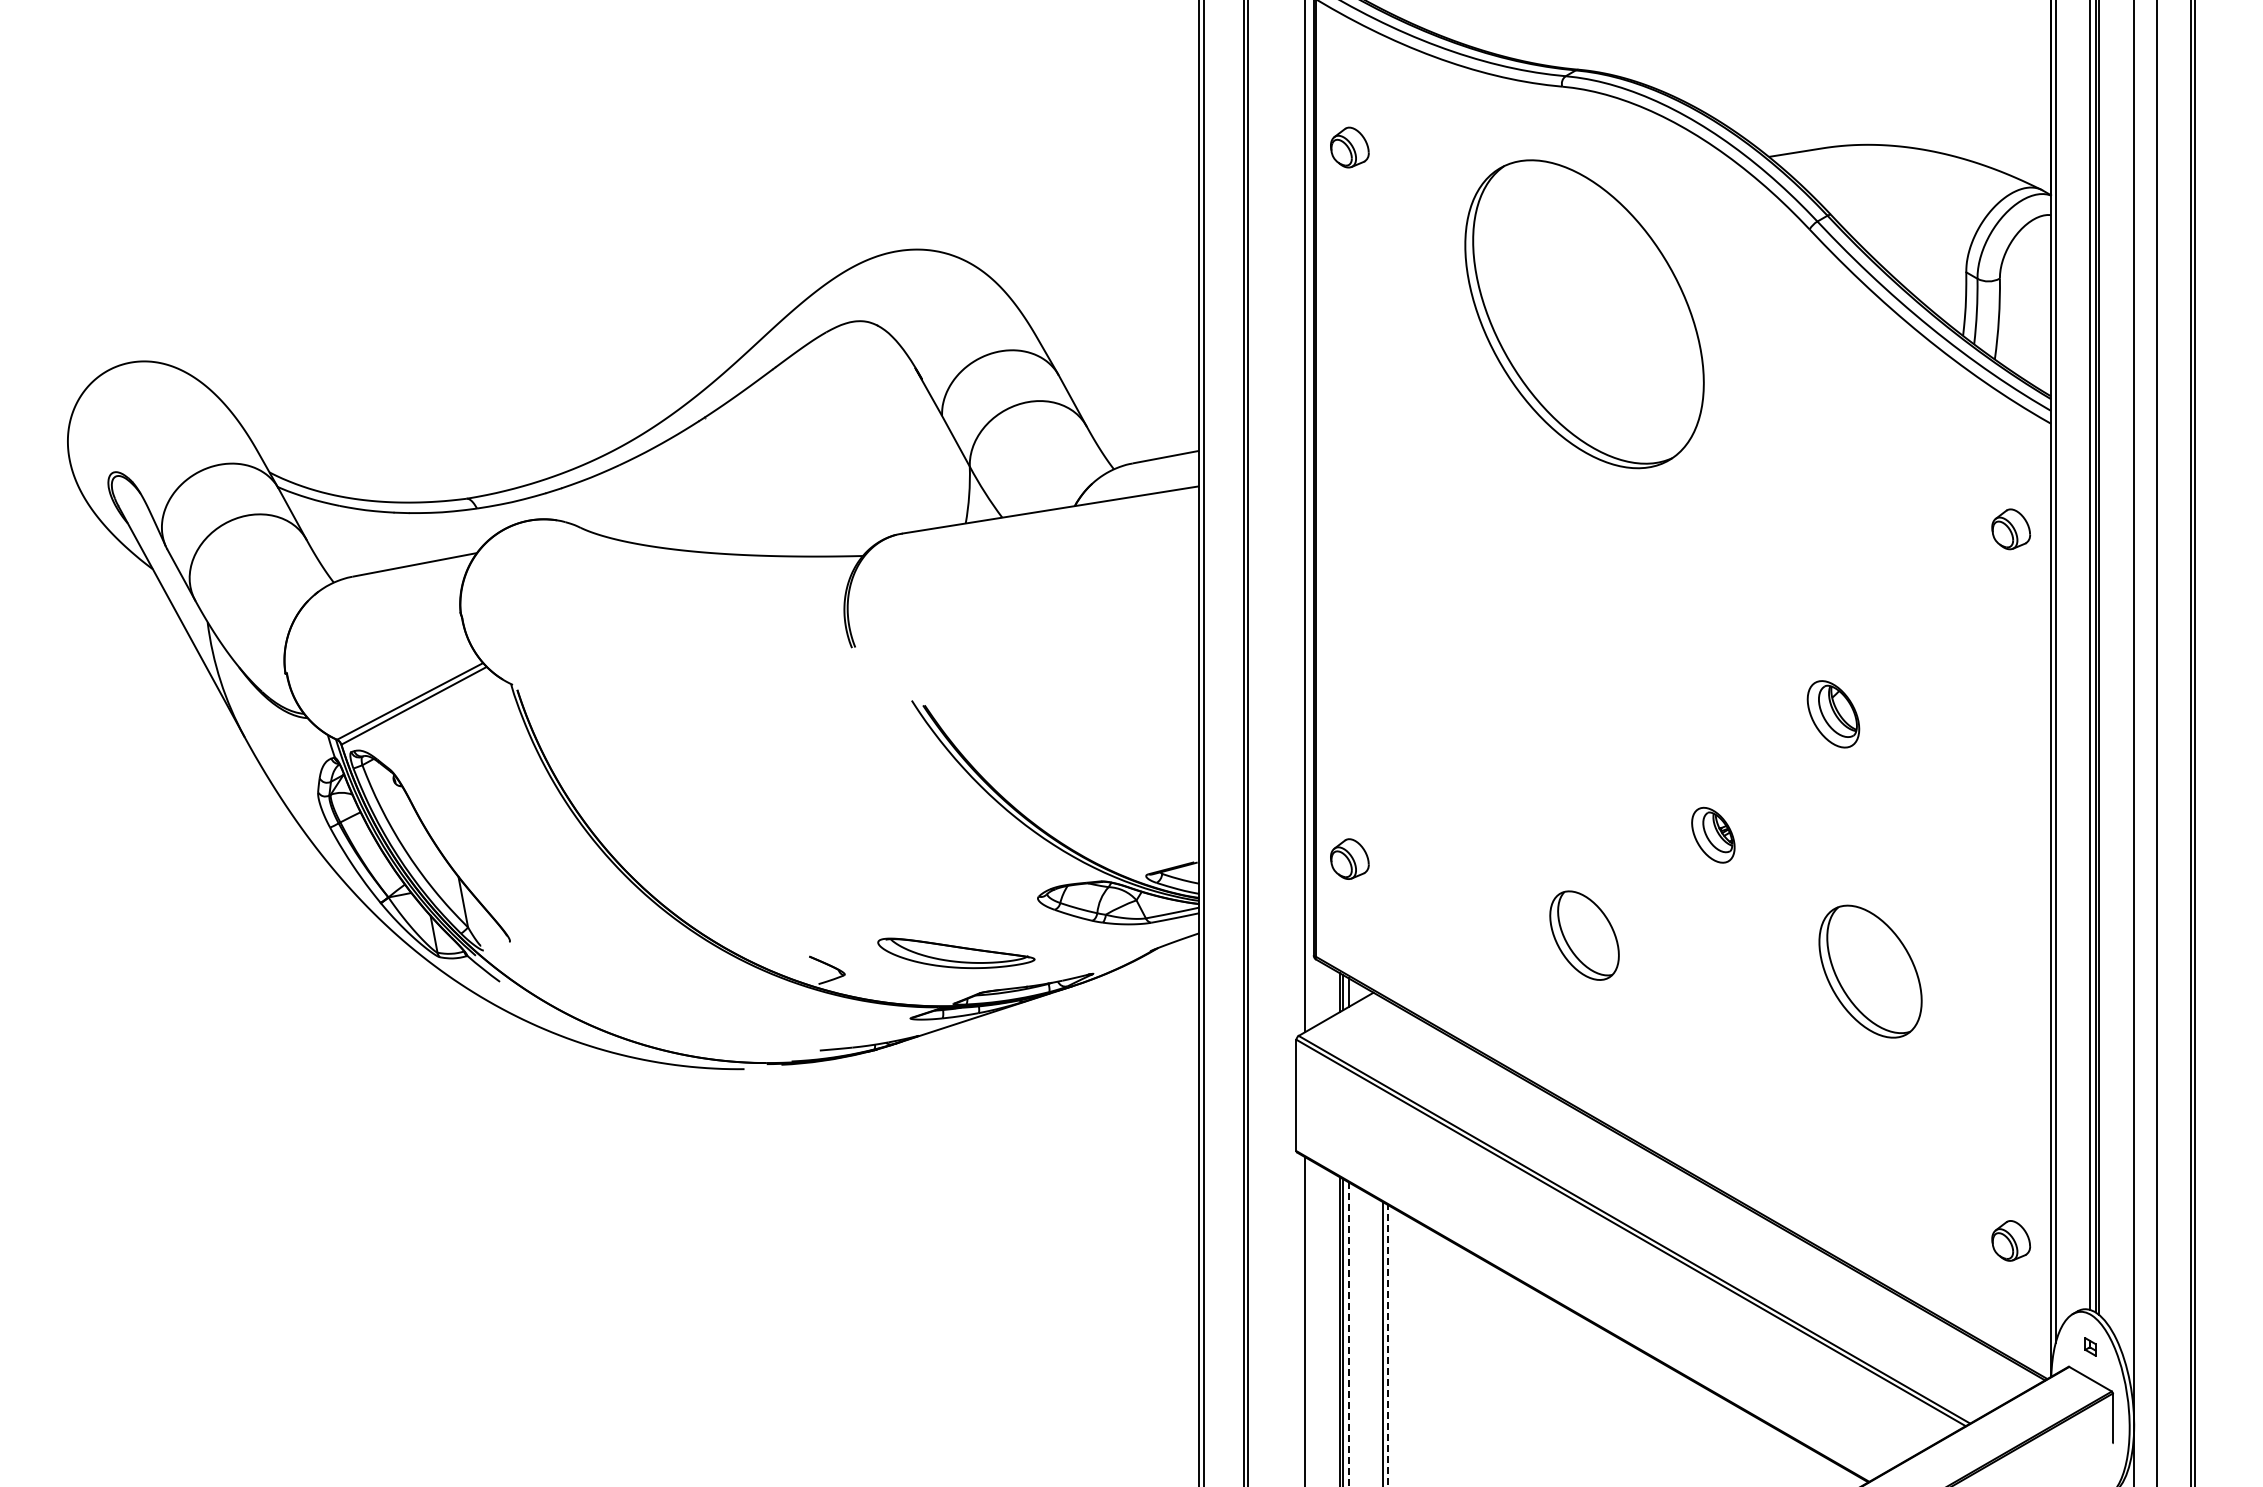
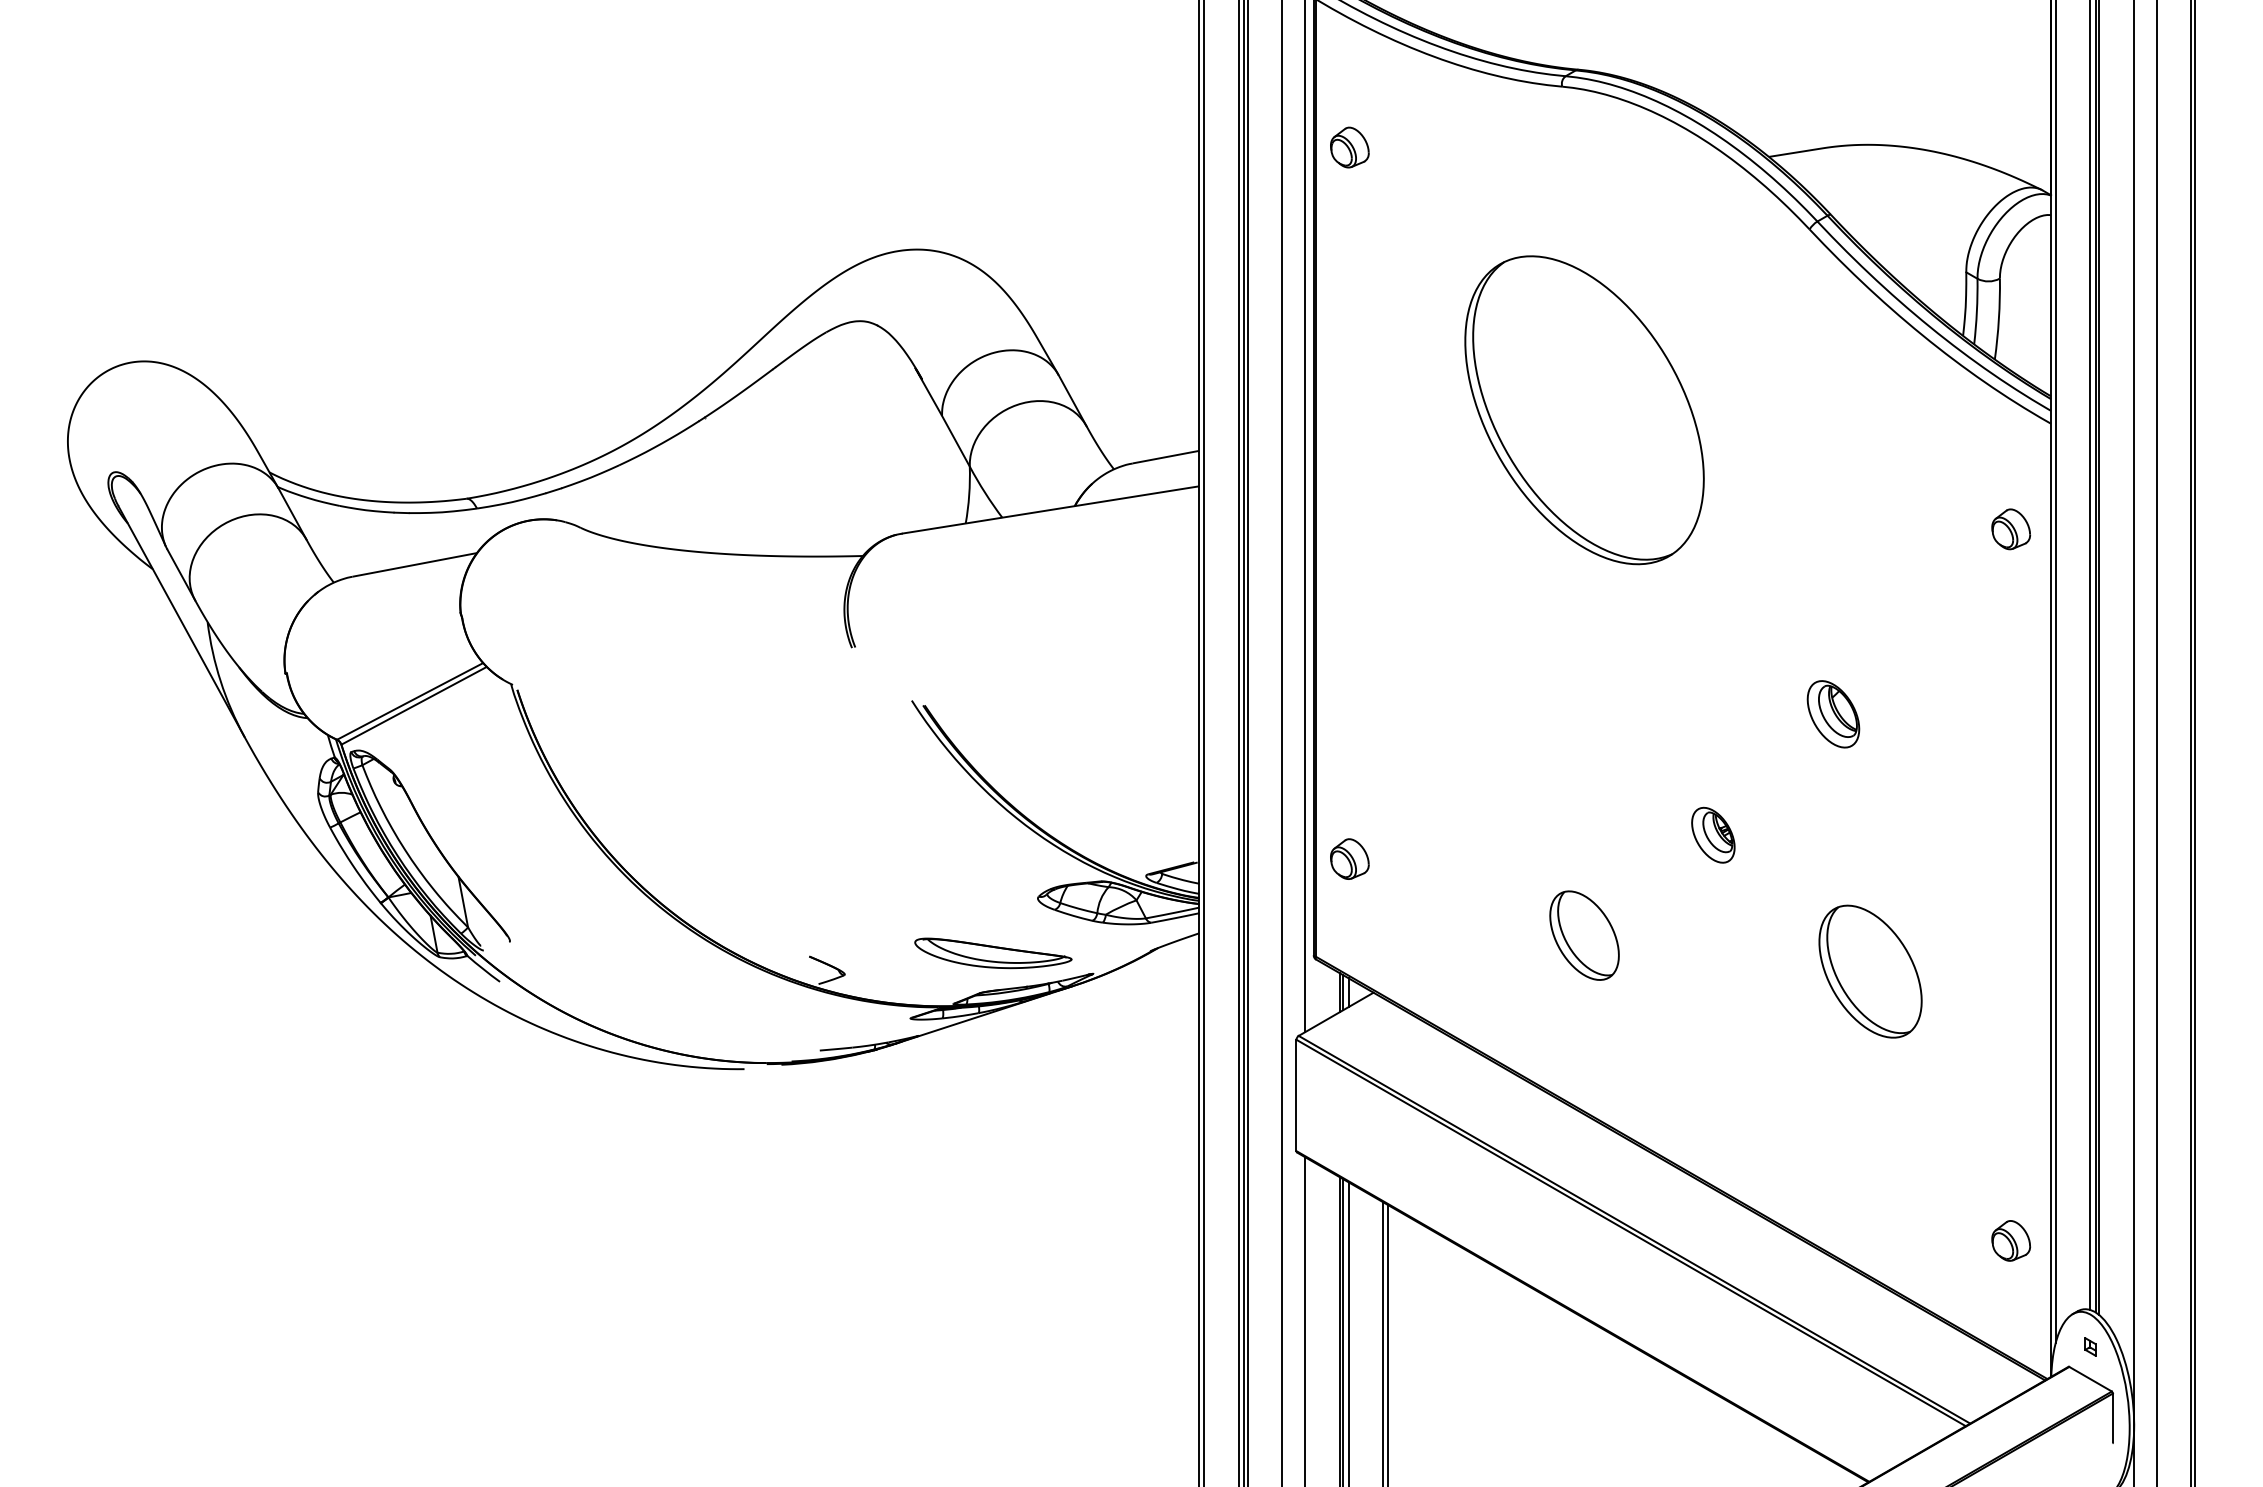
part position: (1584, 314) -> (1584, 410) (1584, 410)
line: none -> present (1238, 742)
line: none -> present (1282, 742)
part position: (956, 953) -> (993, 953) (993, 953)
line: dashed -> solid (1348, 1335)
line: dashed -> solid (1387, 1345)
